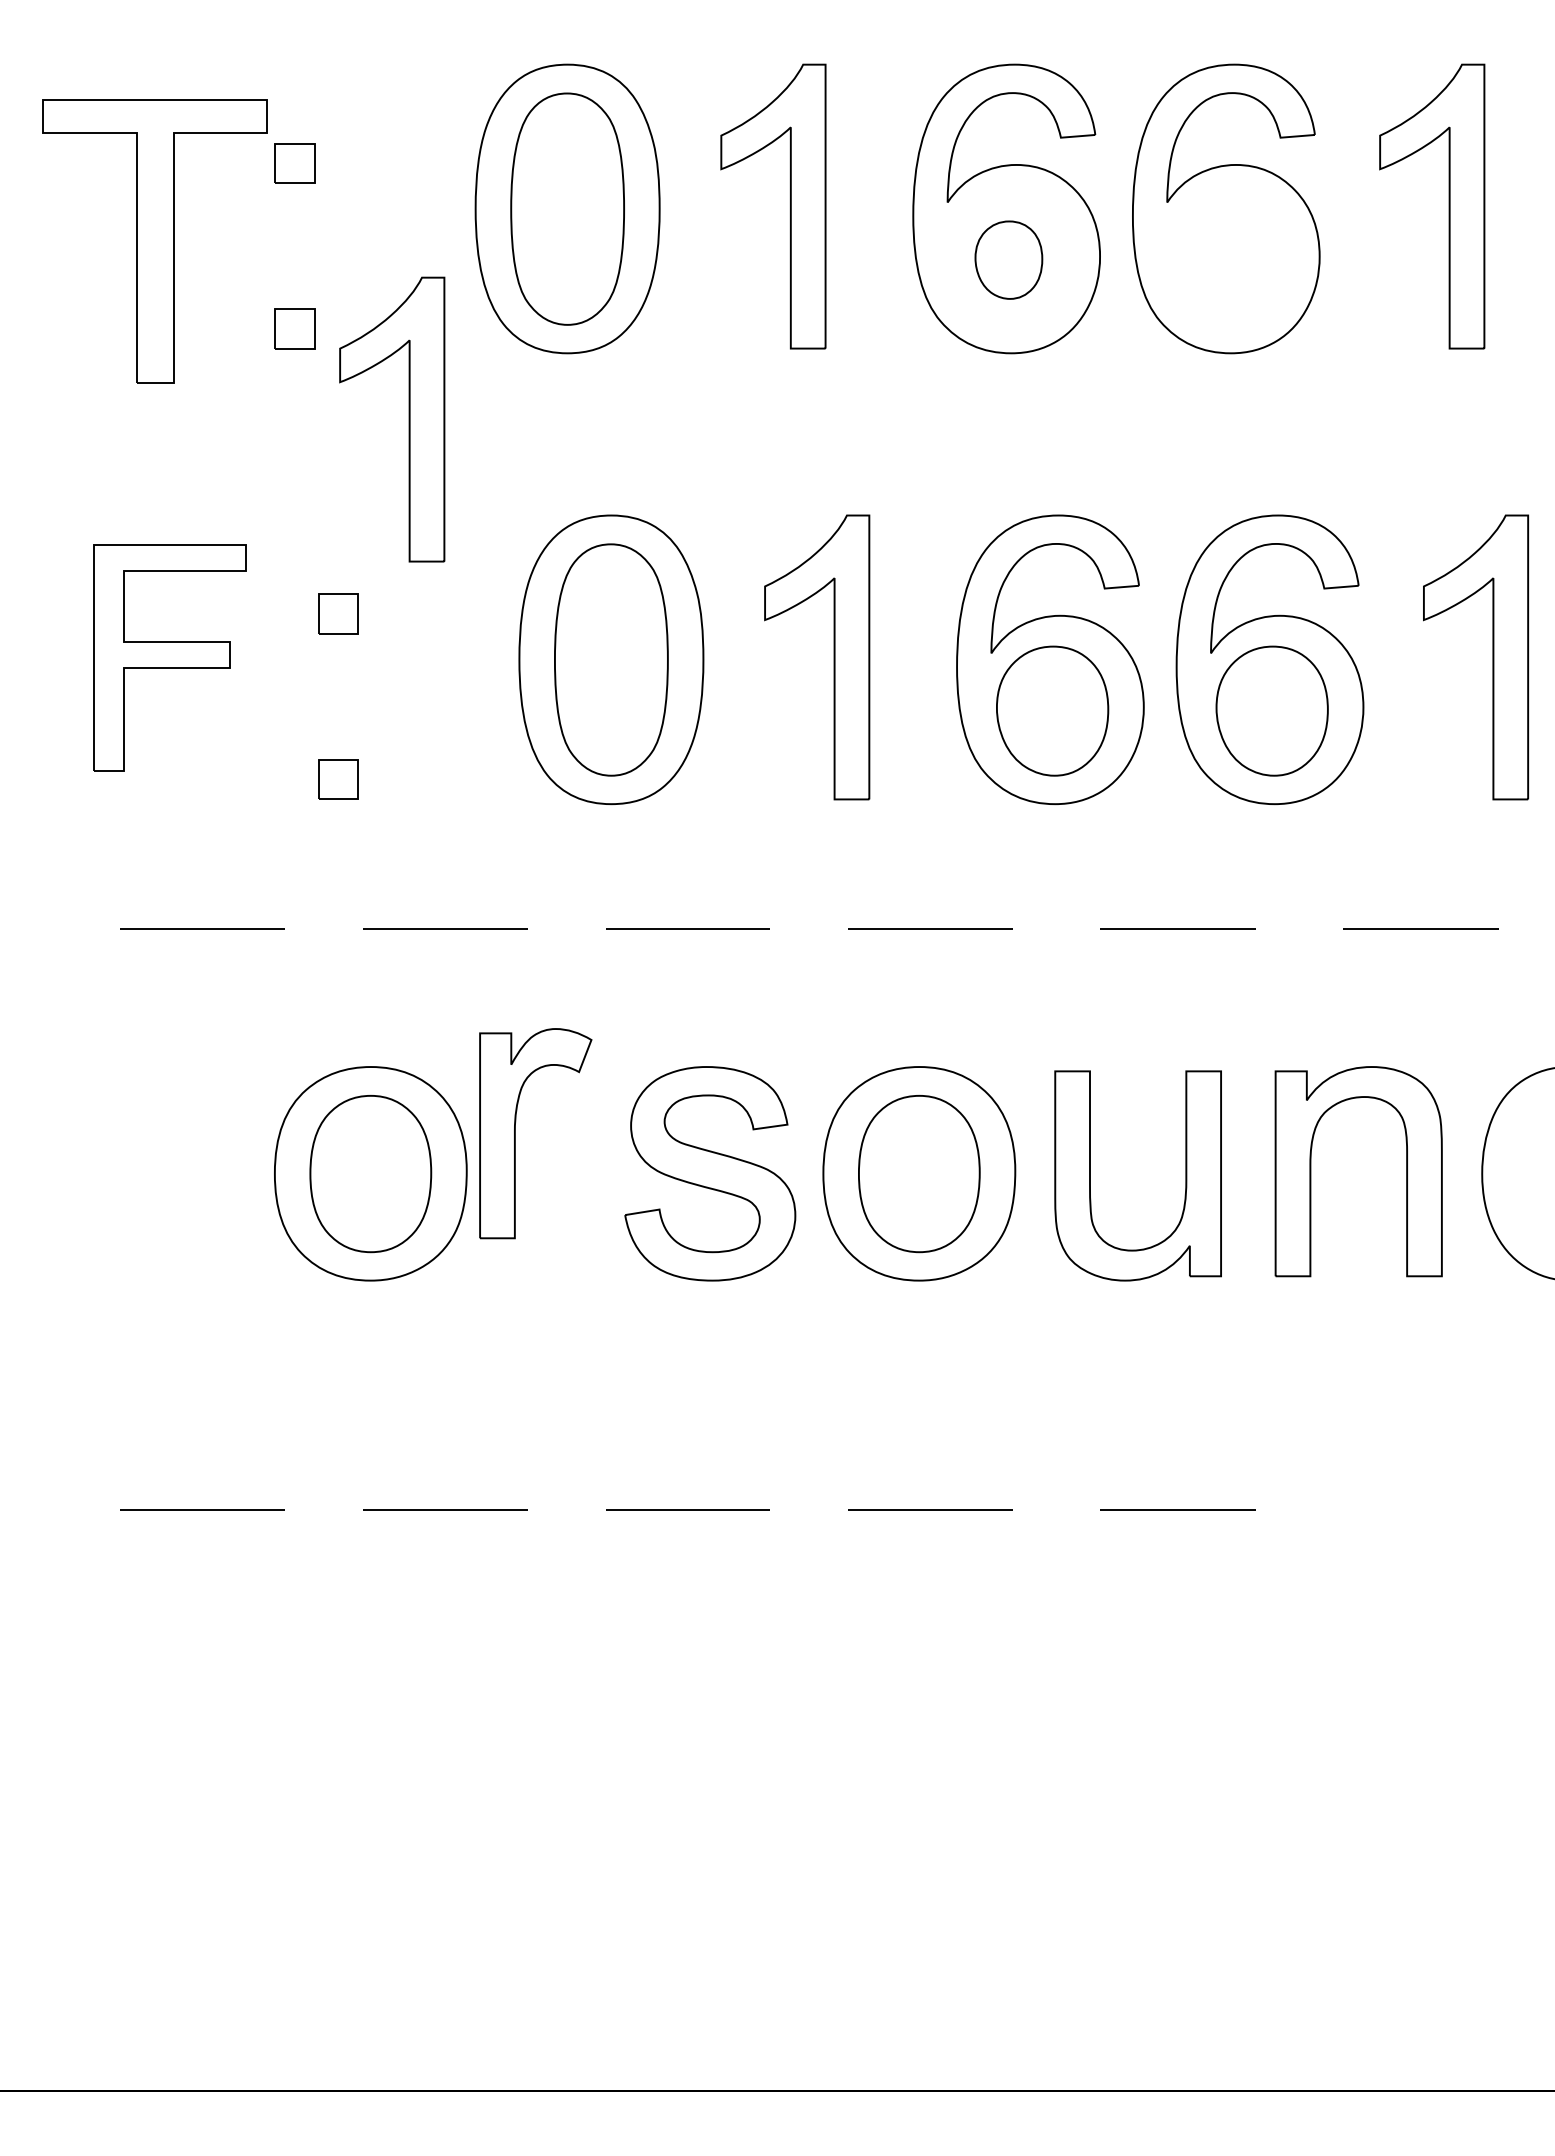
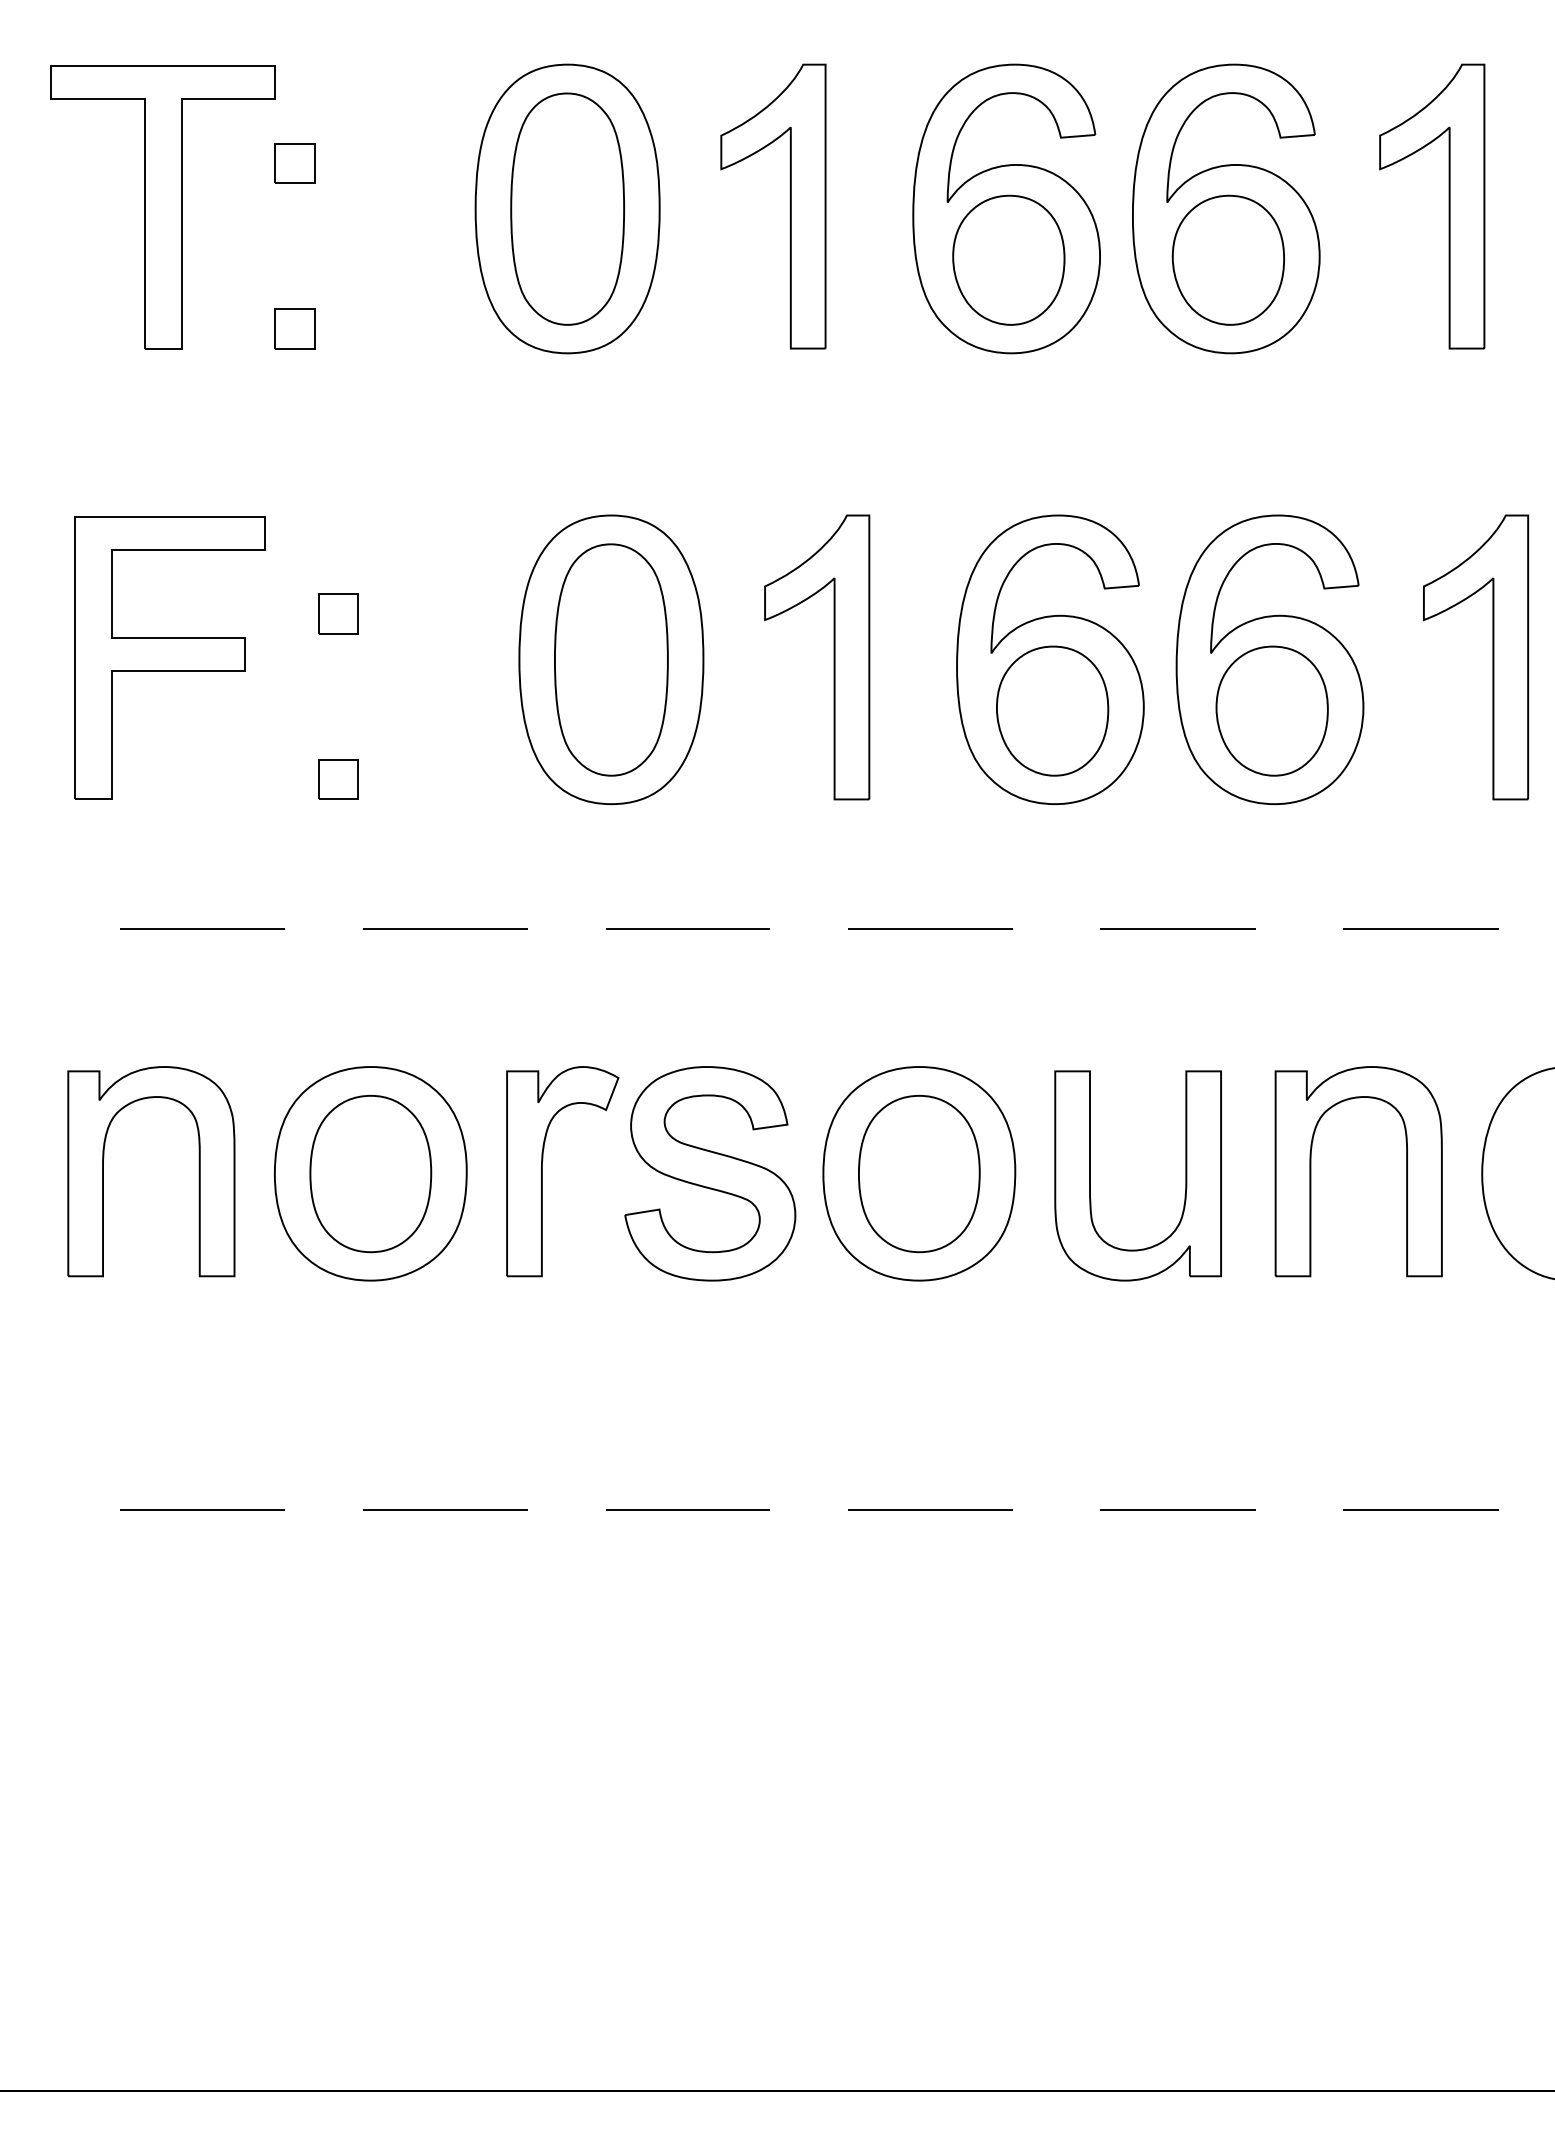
part position: (154, 241) -> (162, 207) (162, 207)
part size: 70x80 px -> 114x132 px (1008, 259)
part: none -> present (1227, 259)
part: present -> none (408, 419)
part size: 154x228 px -> 192x284 px (169, 657)
part position: (515, 1133) -> (542, 1171) (542, 1171)
part: none -> present (198, 1171)
line: none -> present (1420, 1509)
